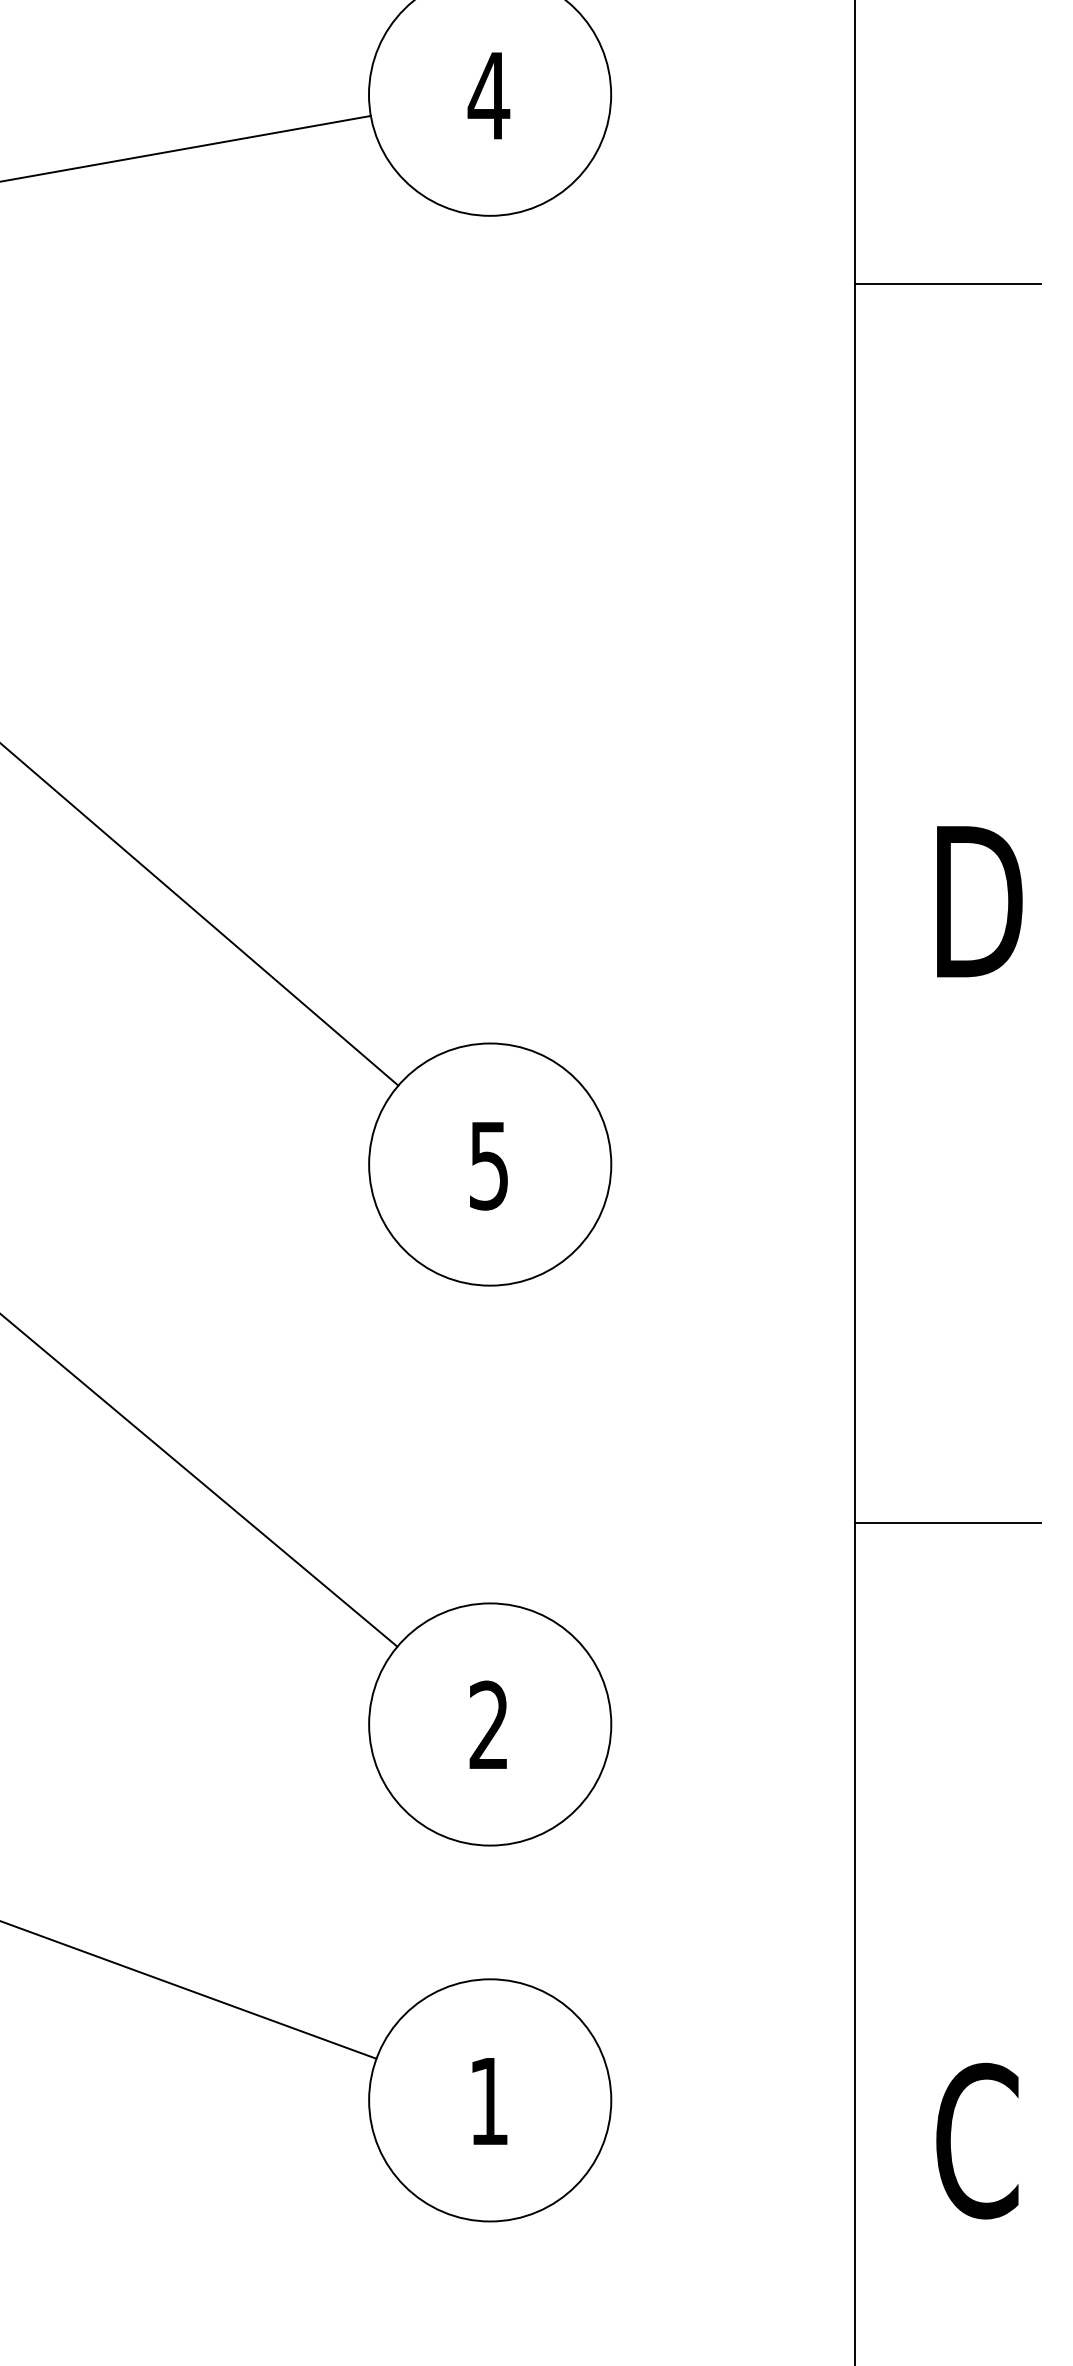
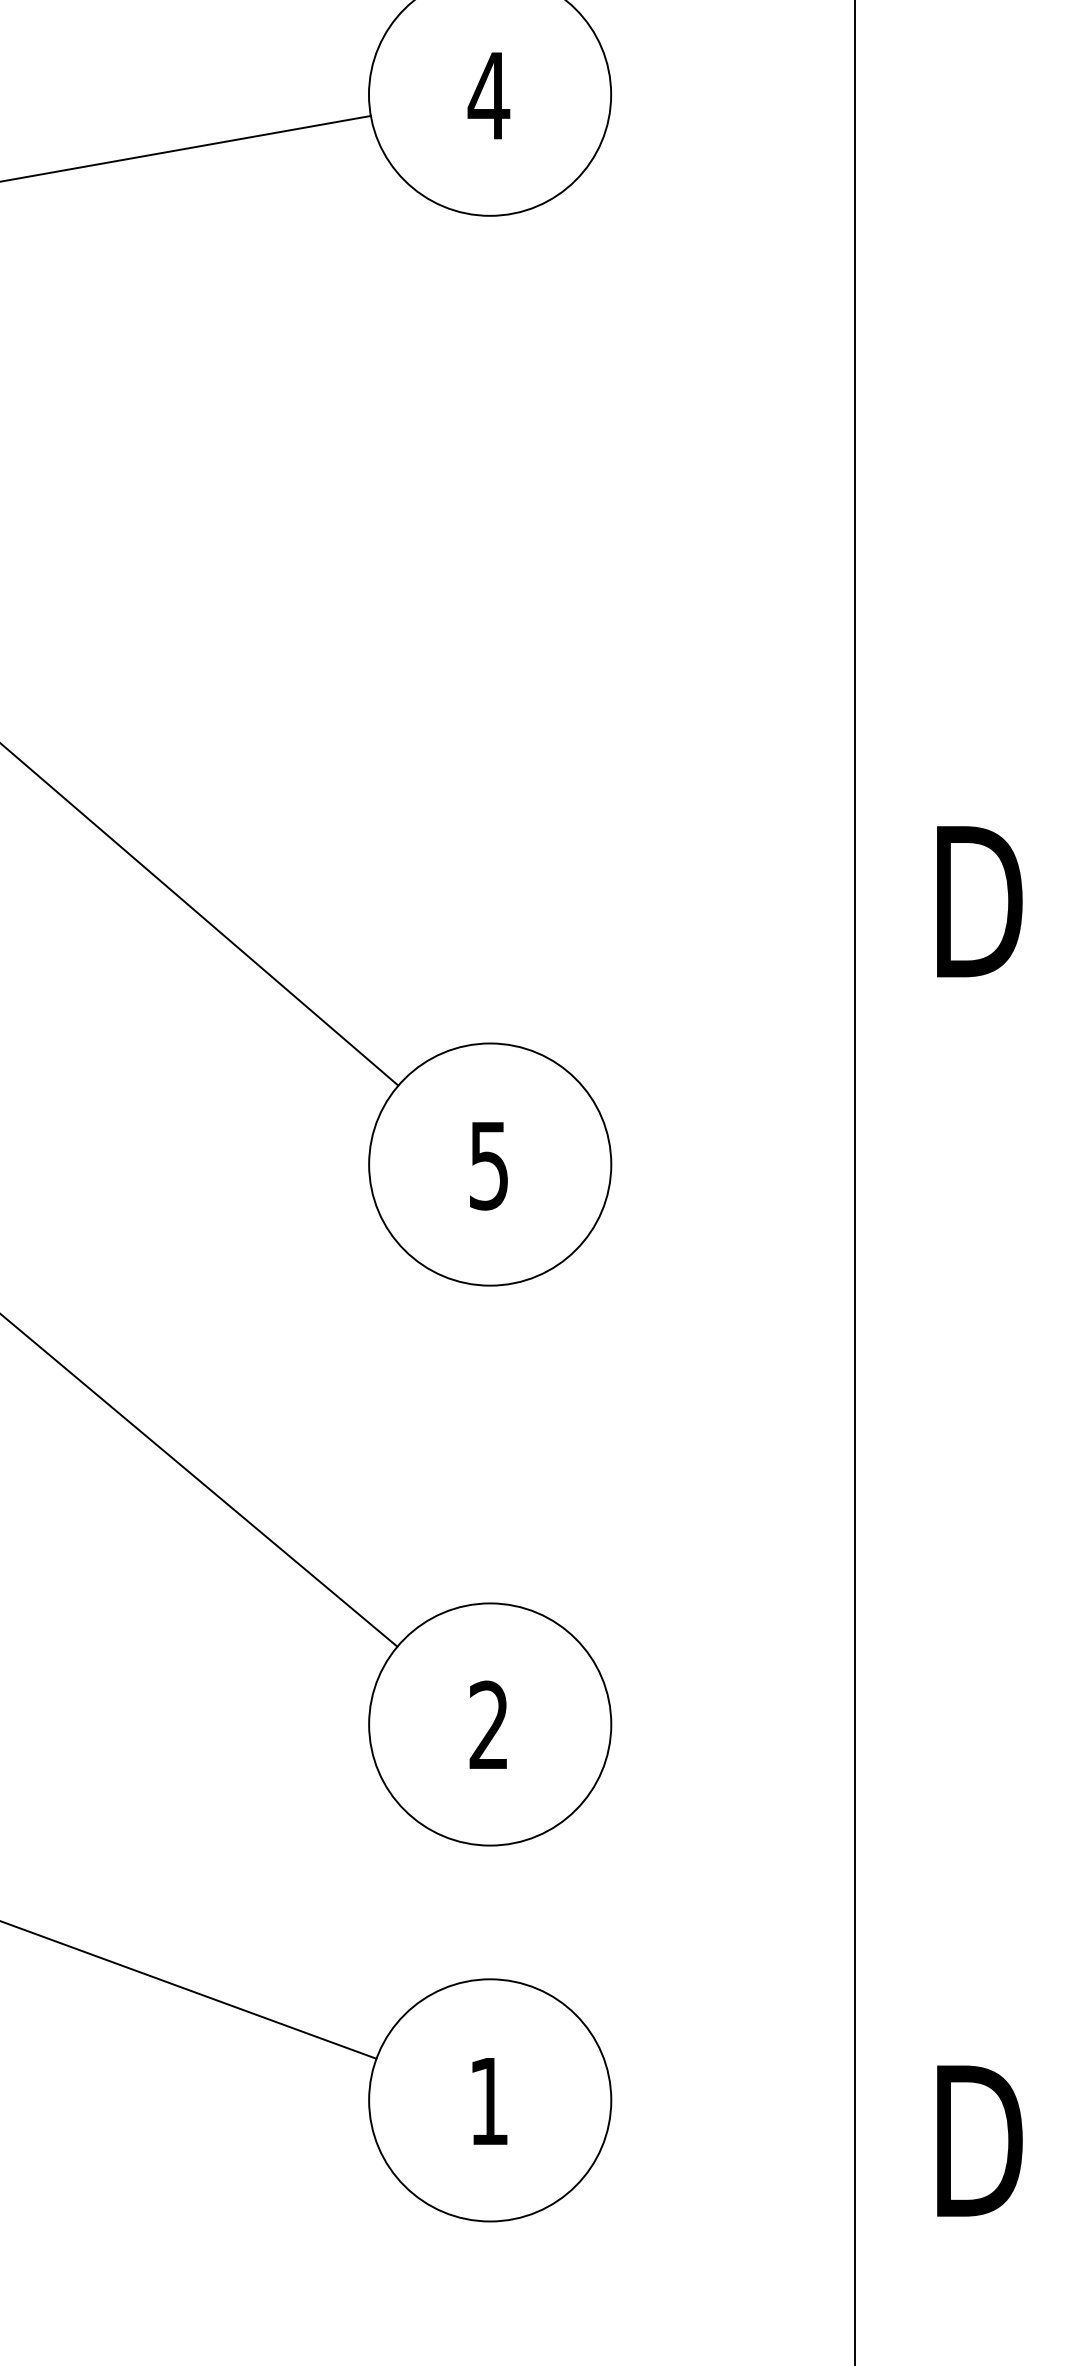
line: present -> none (947, 283)
line: present -> none (947, 1523)
text: C -> D (979, 2140)
